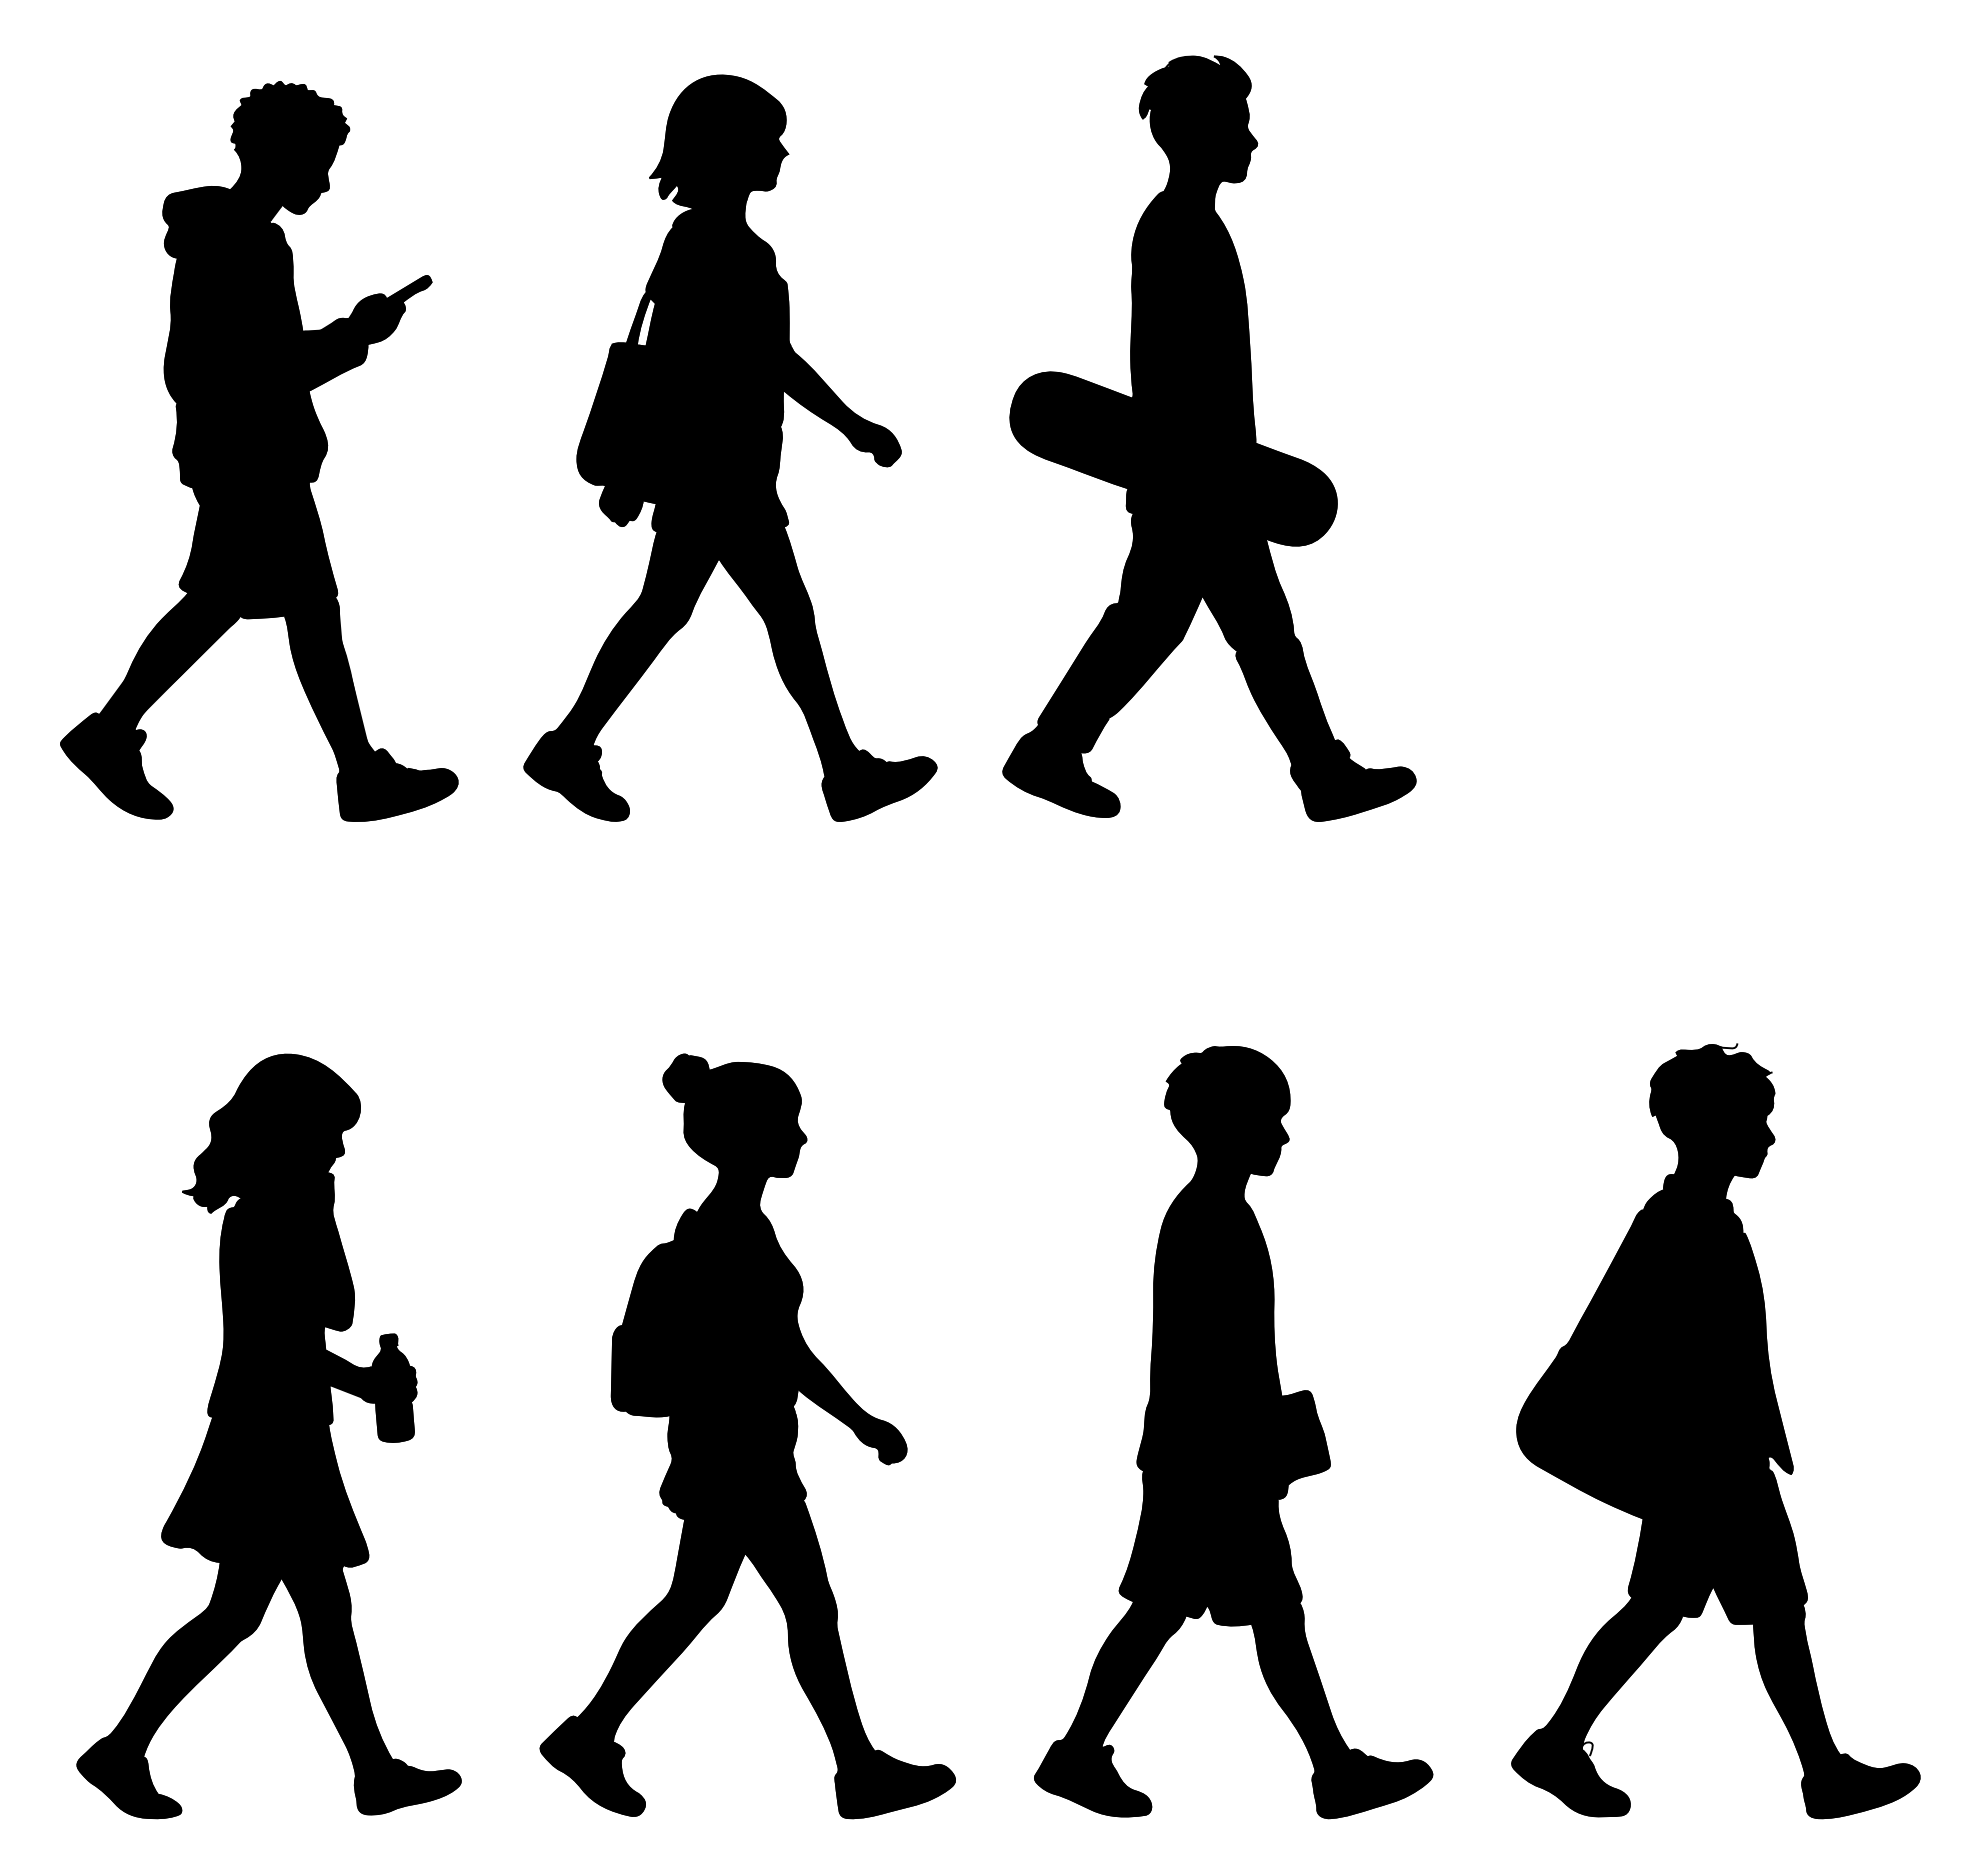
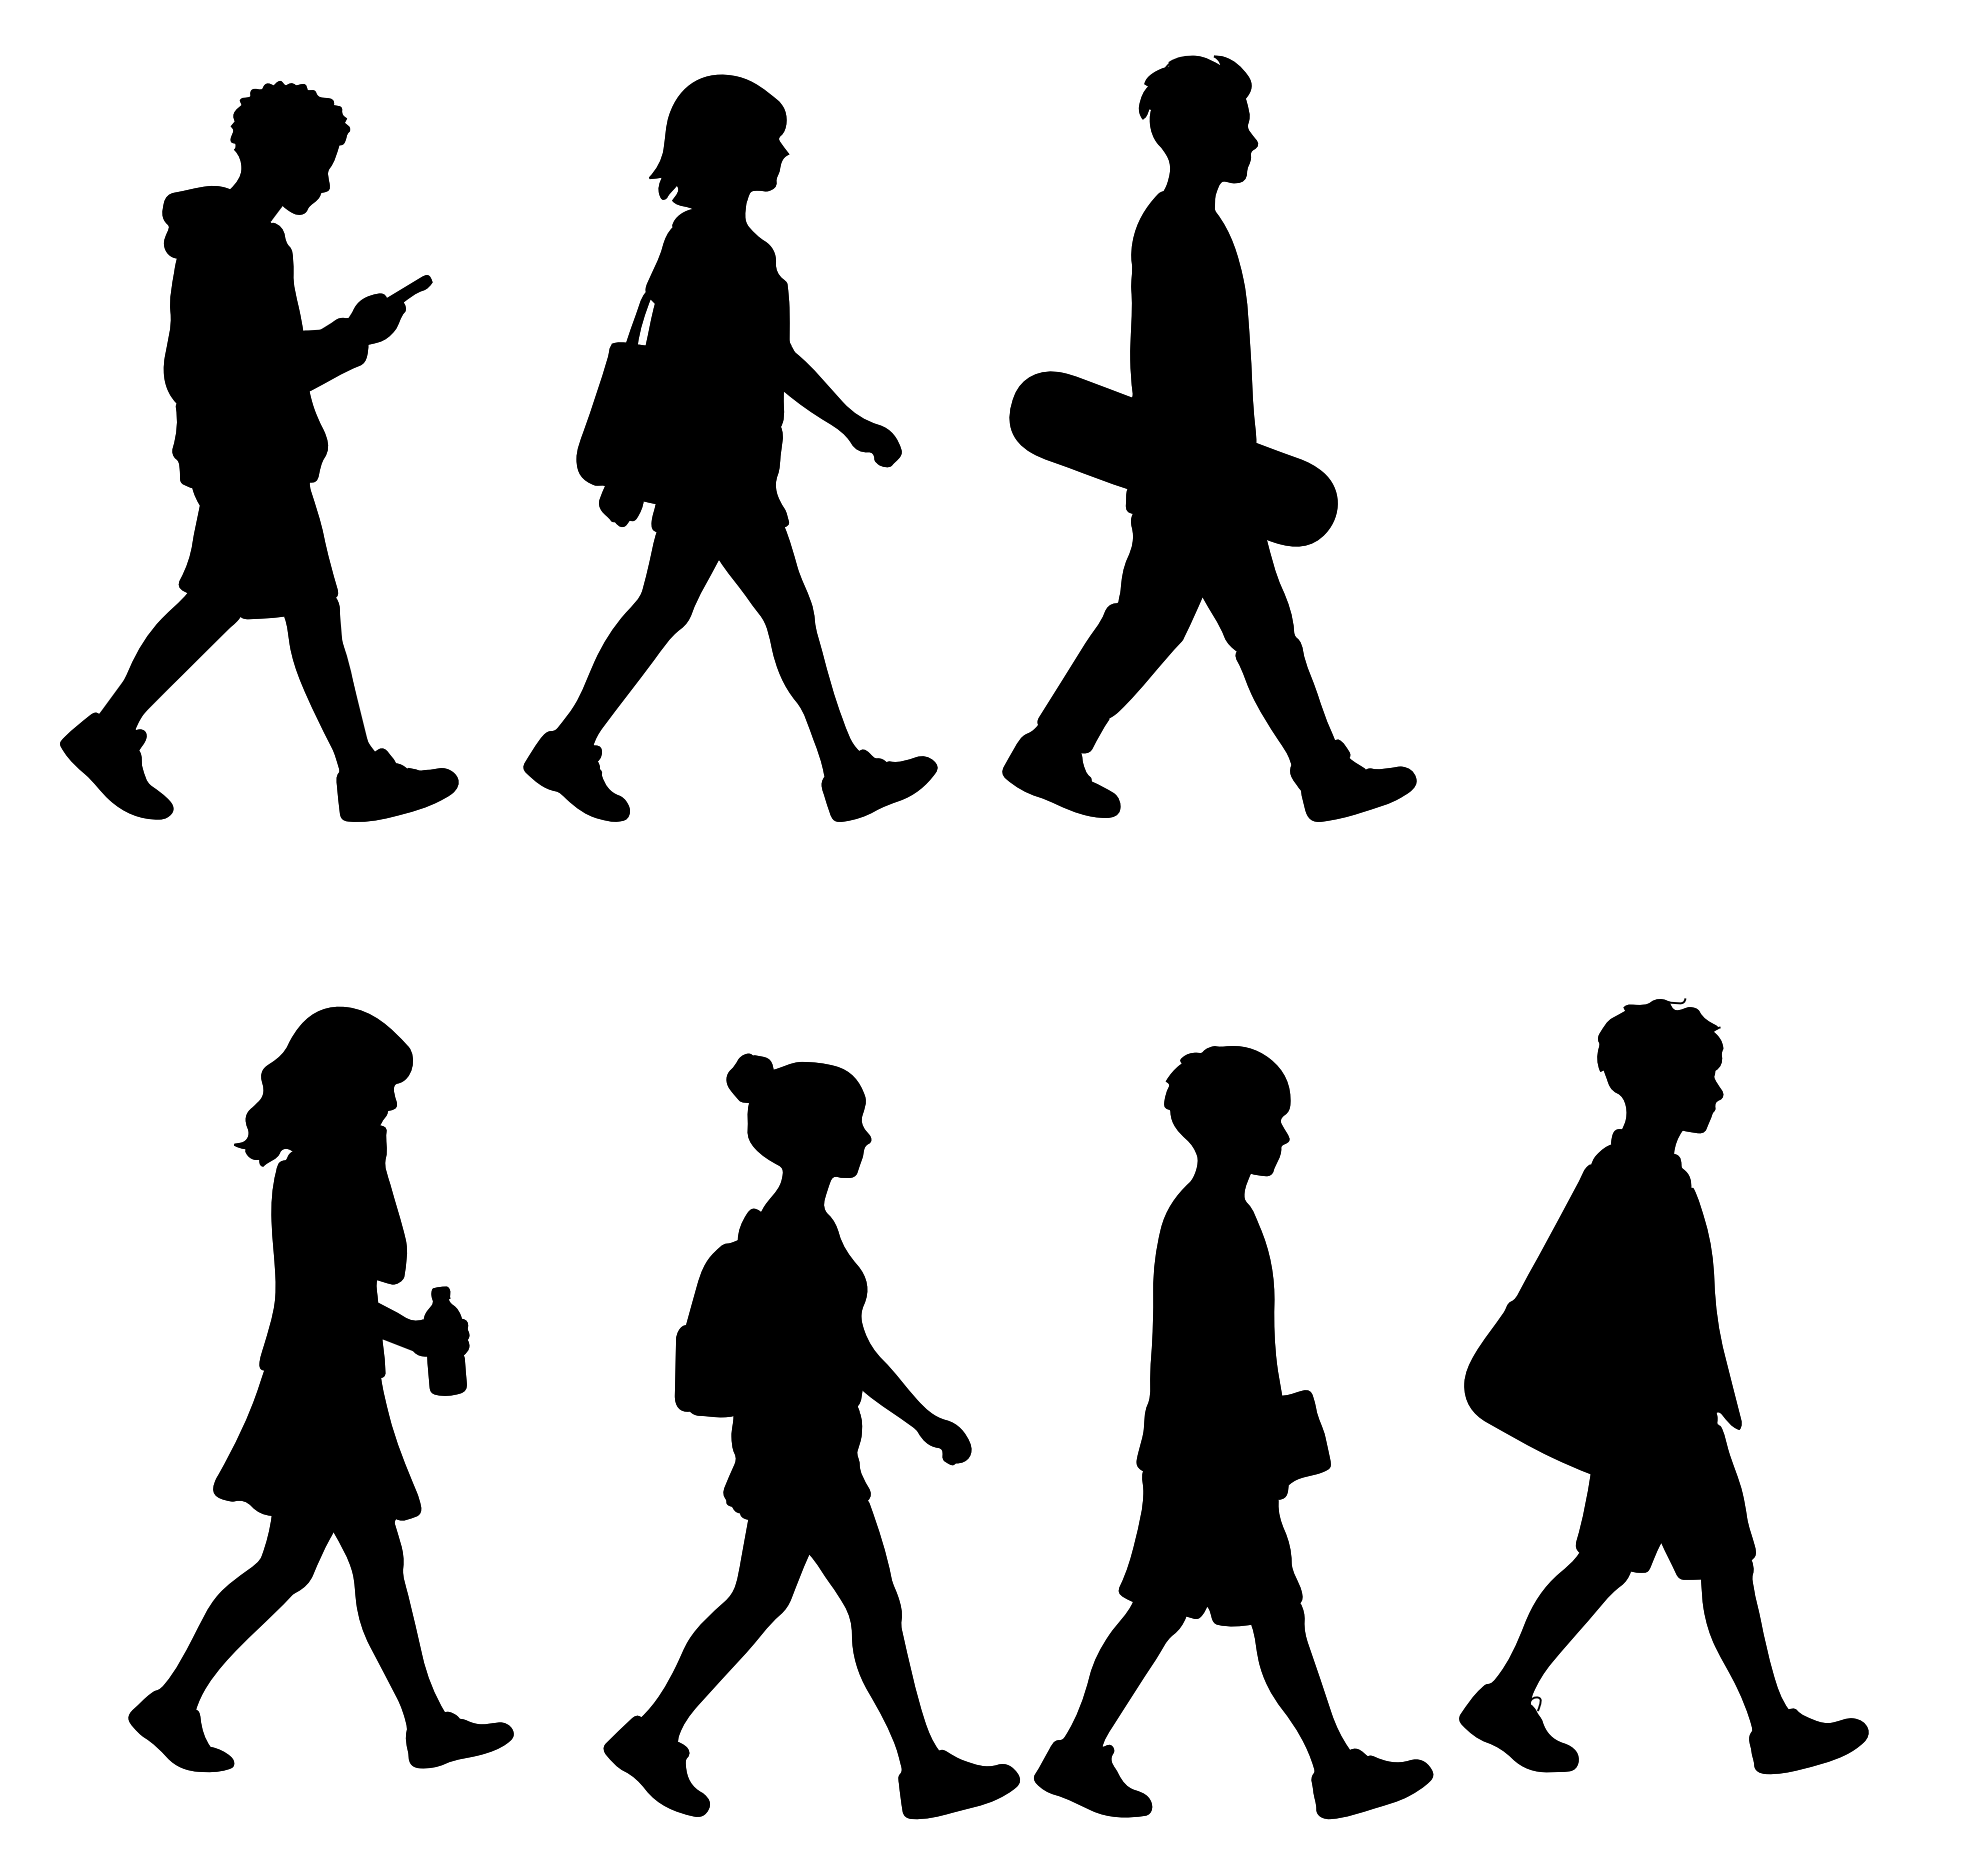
part position: (1715, 1431) -> (1663, 1386) (1663, 1386)
part position: (268, 1436) -> (320, 1389) (320, 1389)
part position: (747, 1436) -> (811, 1436) (811, 1436)
